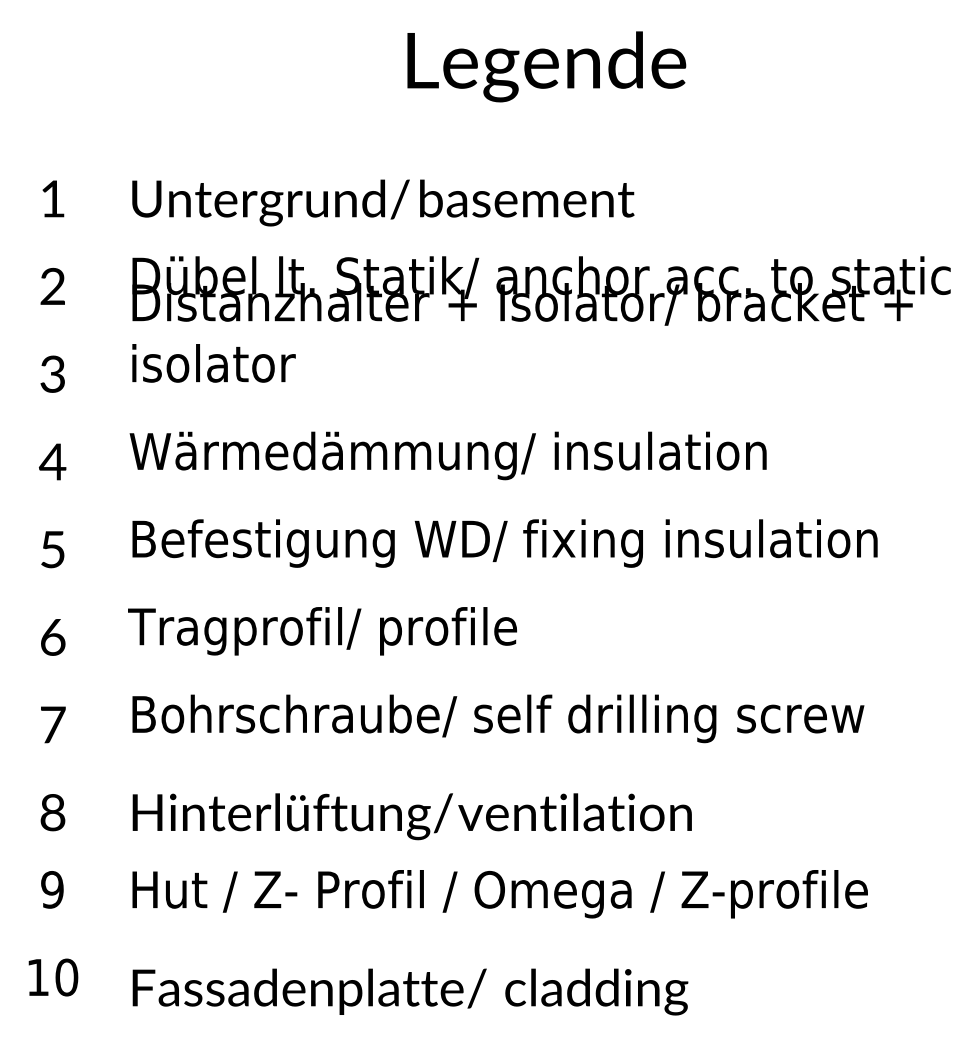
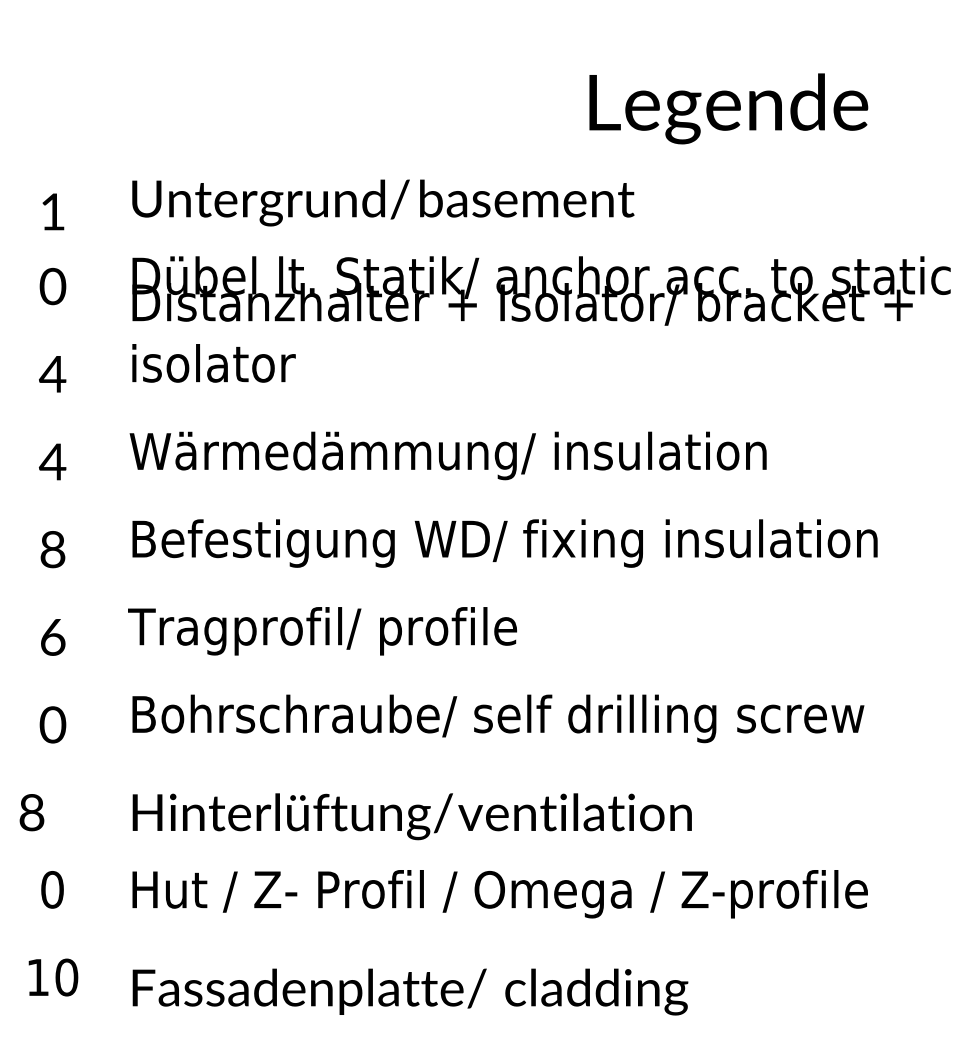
text position: (546, 66) -> (728, 108) (728, 108)
text position: (53, 198) -> (53, 211) (53, 211)
text: 2 -> 0 (52, 286)
text: 3 -> 4 (52, 373)
text: 5 -> 8 (52, 549)
text: 7 -> 0 (52, 724)
text position: (52, 812) -> (31, 812) (31, 812)
text: 9 -> 0 (52, 889)
